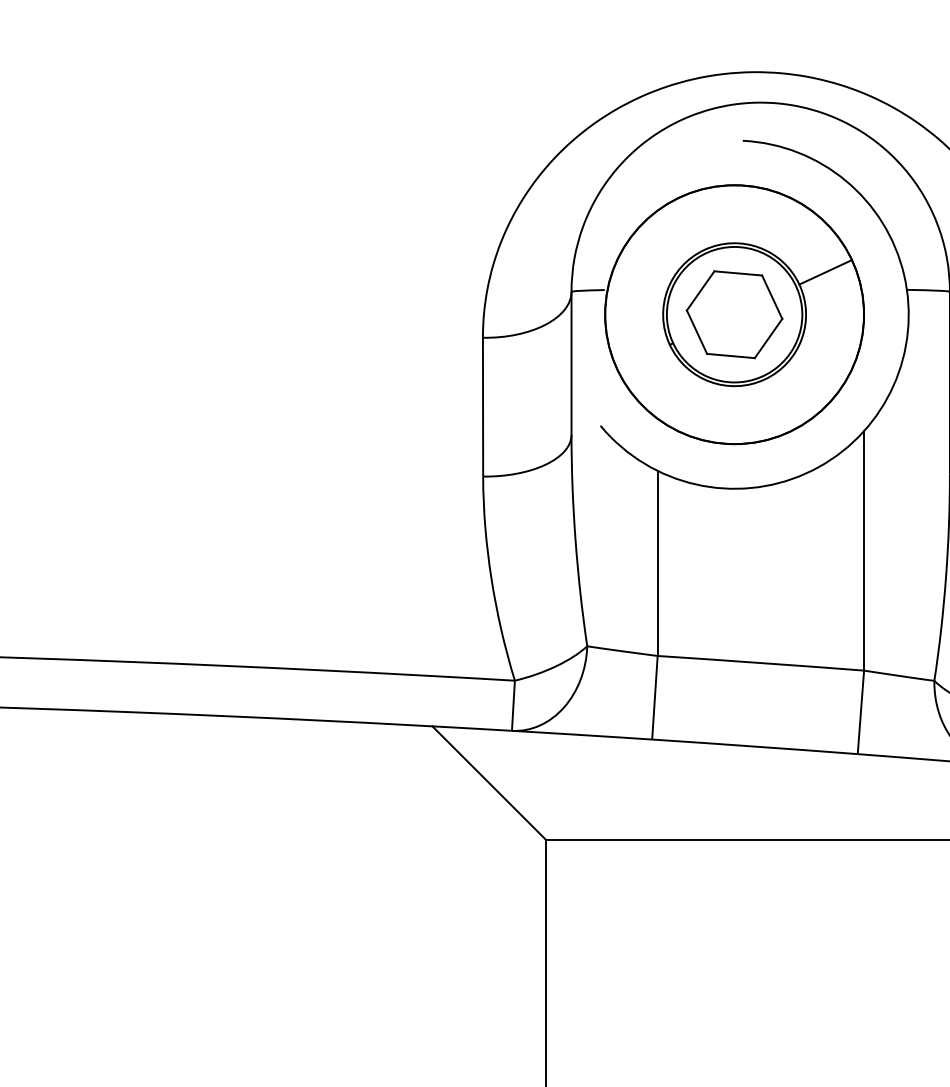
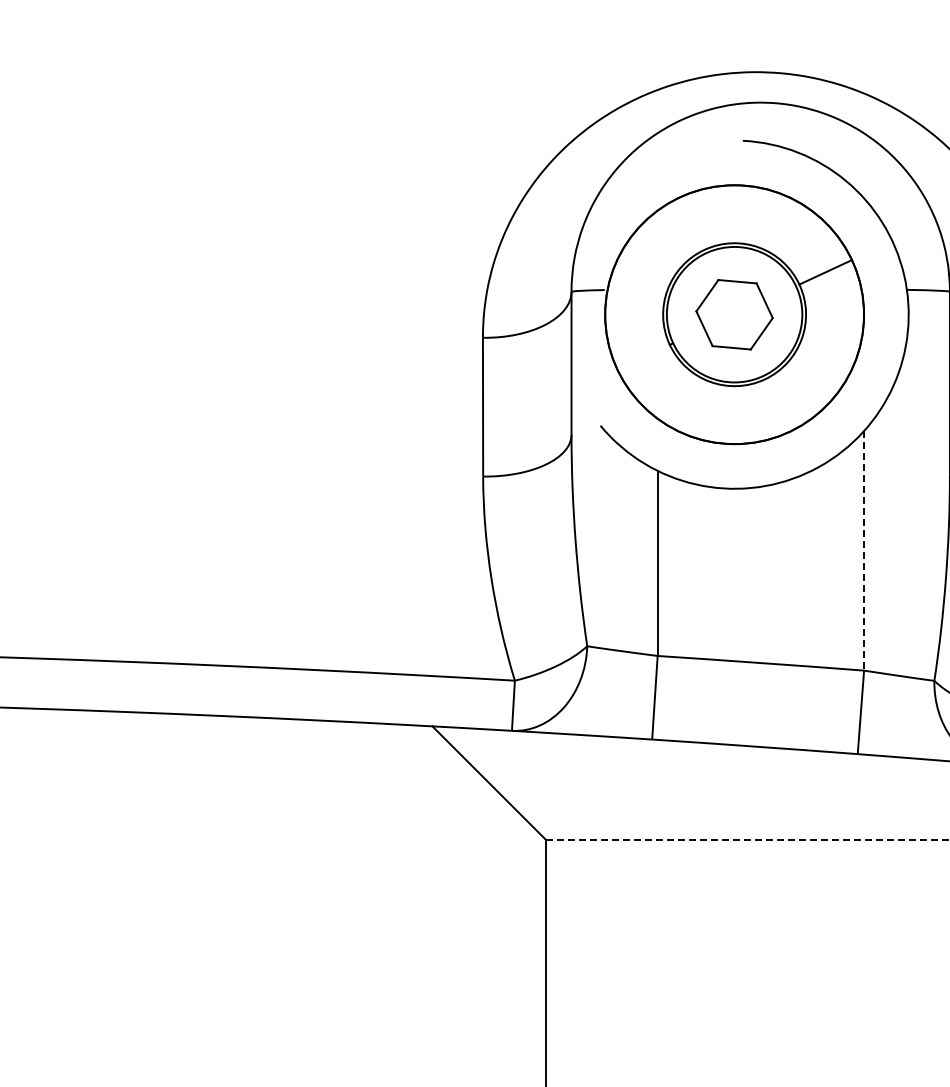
part size: 99x90 px -> 79x72 px (734, 314)
line: solid -> dashed (864, 550)
line: solid -> dashed (747, 839)
